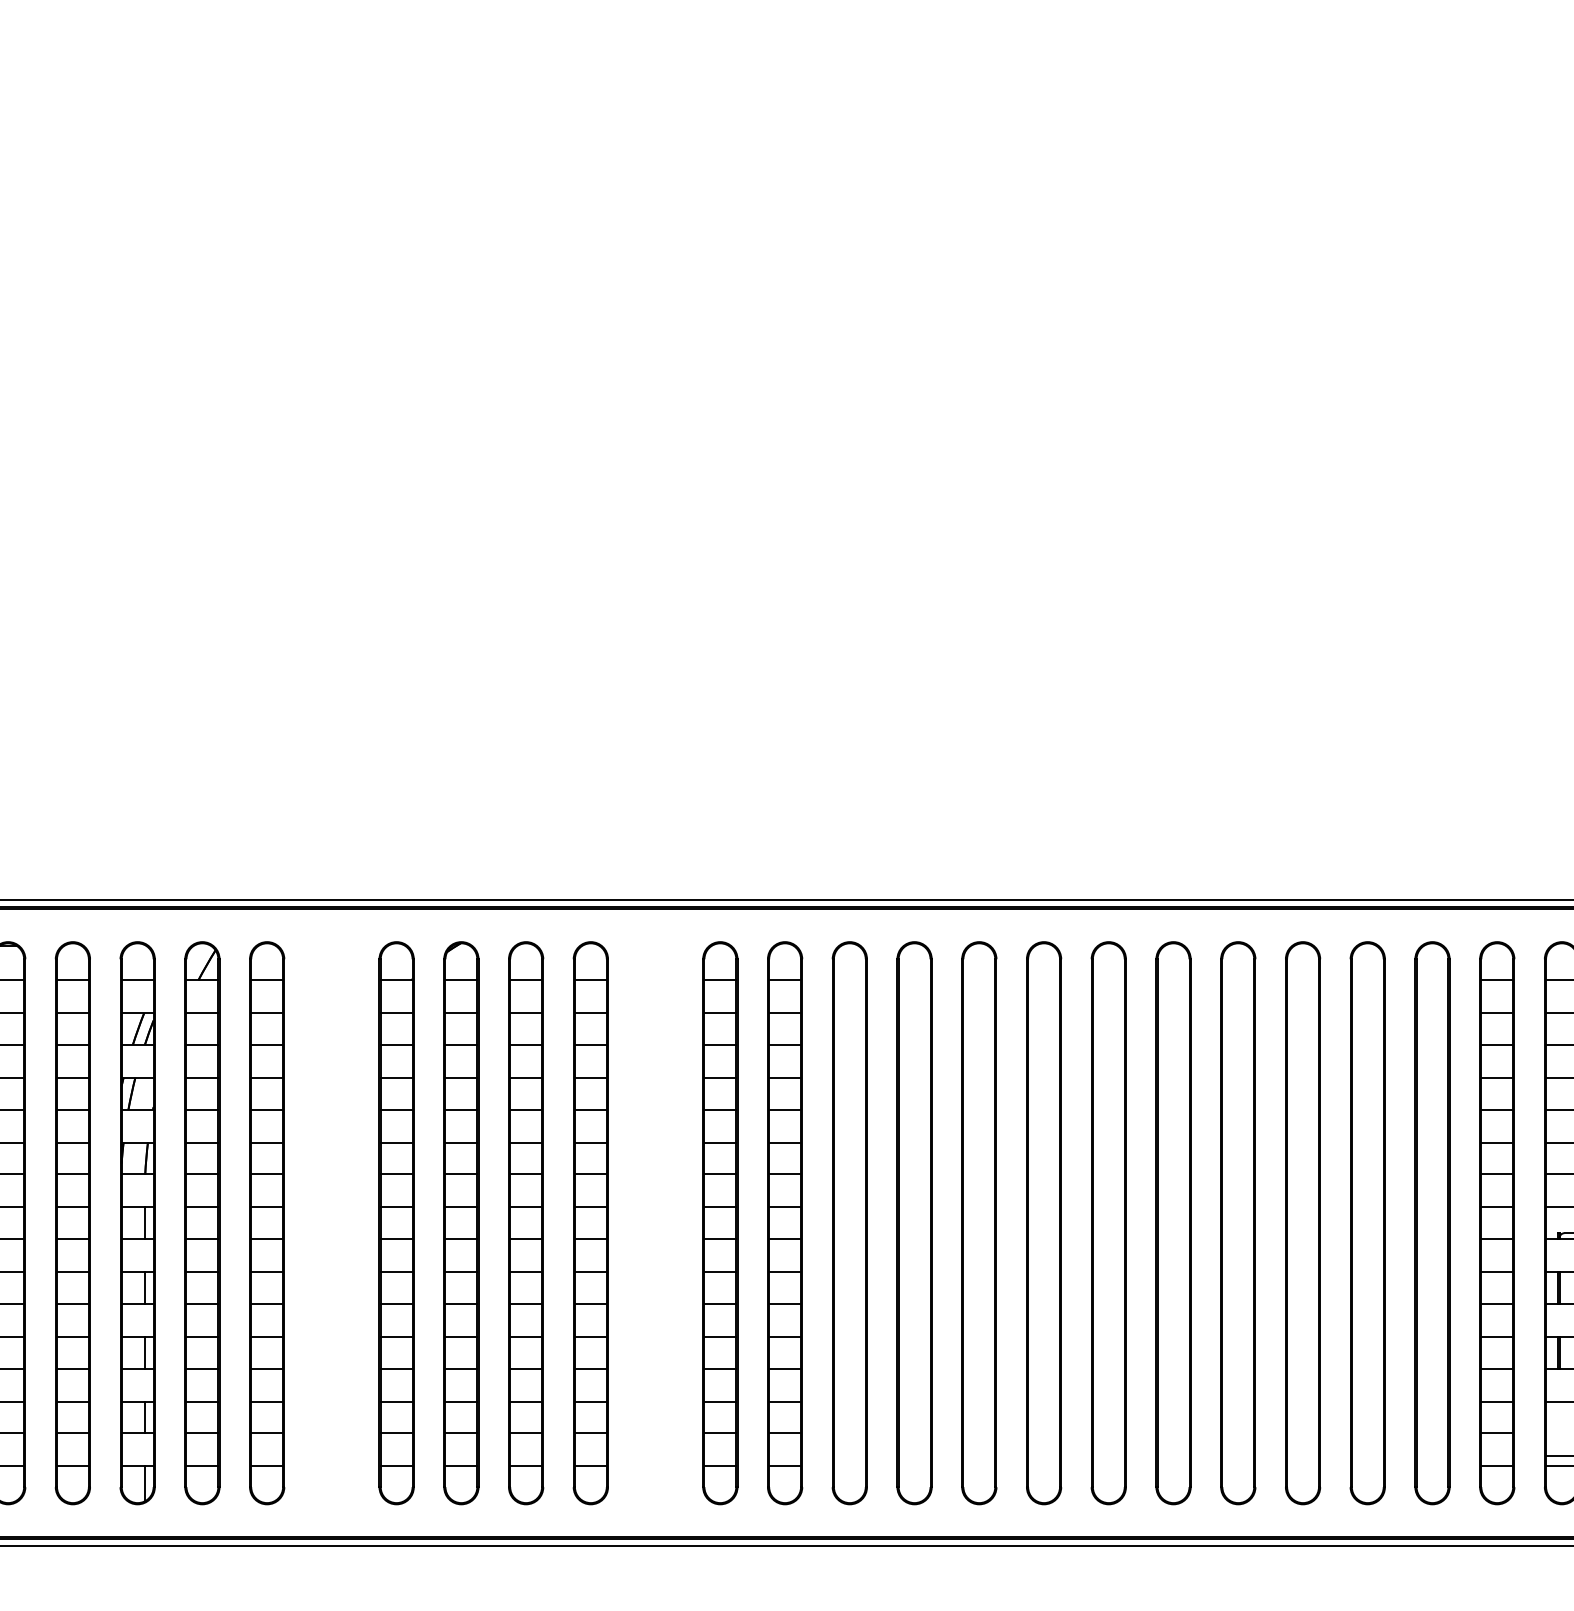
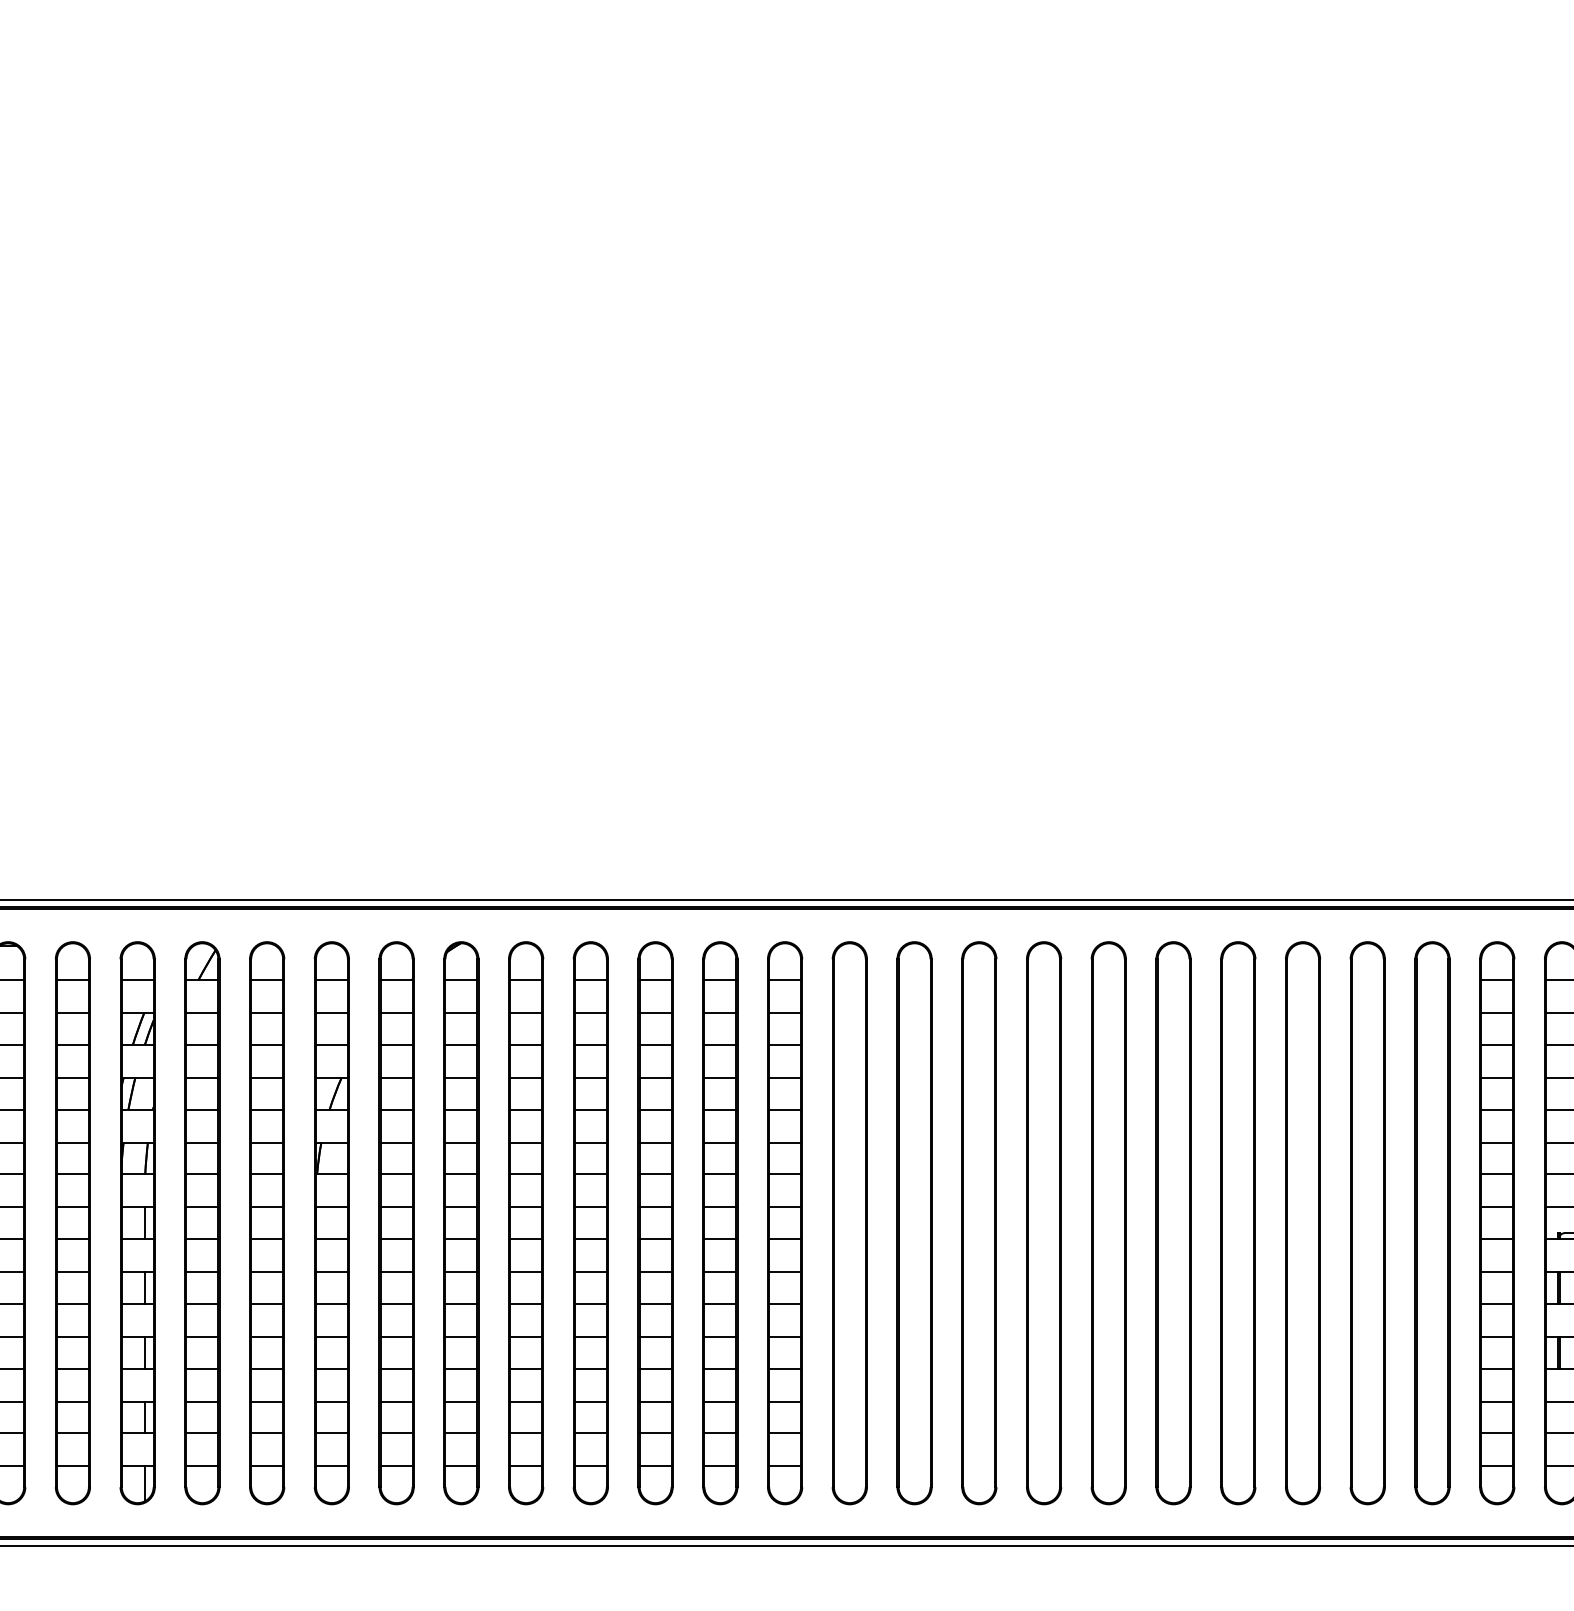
part: none -> present (331, 1223)
part: none -> present (655, 1223)
line position: (1558, 1456) -> (1558, 1433) (1558, 1433)
